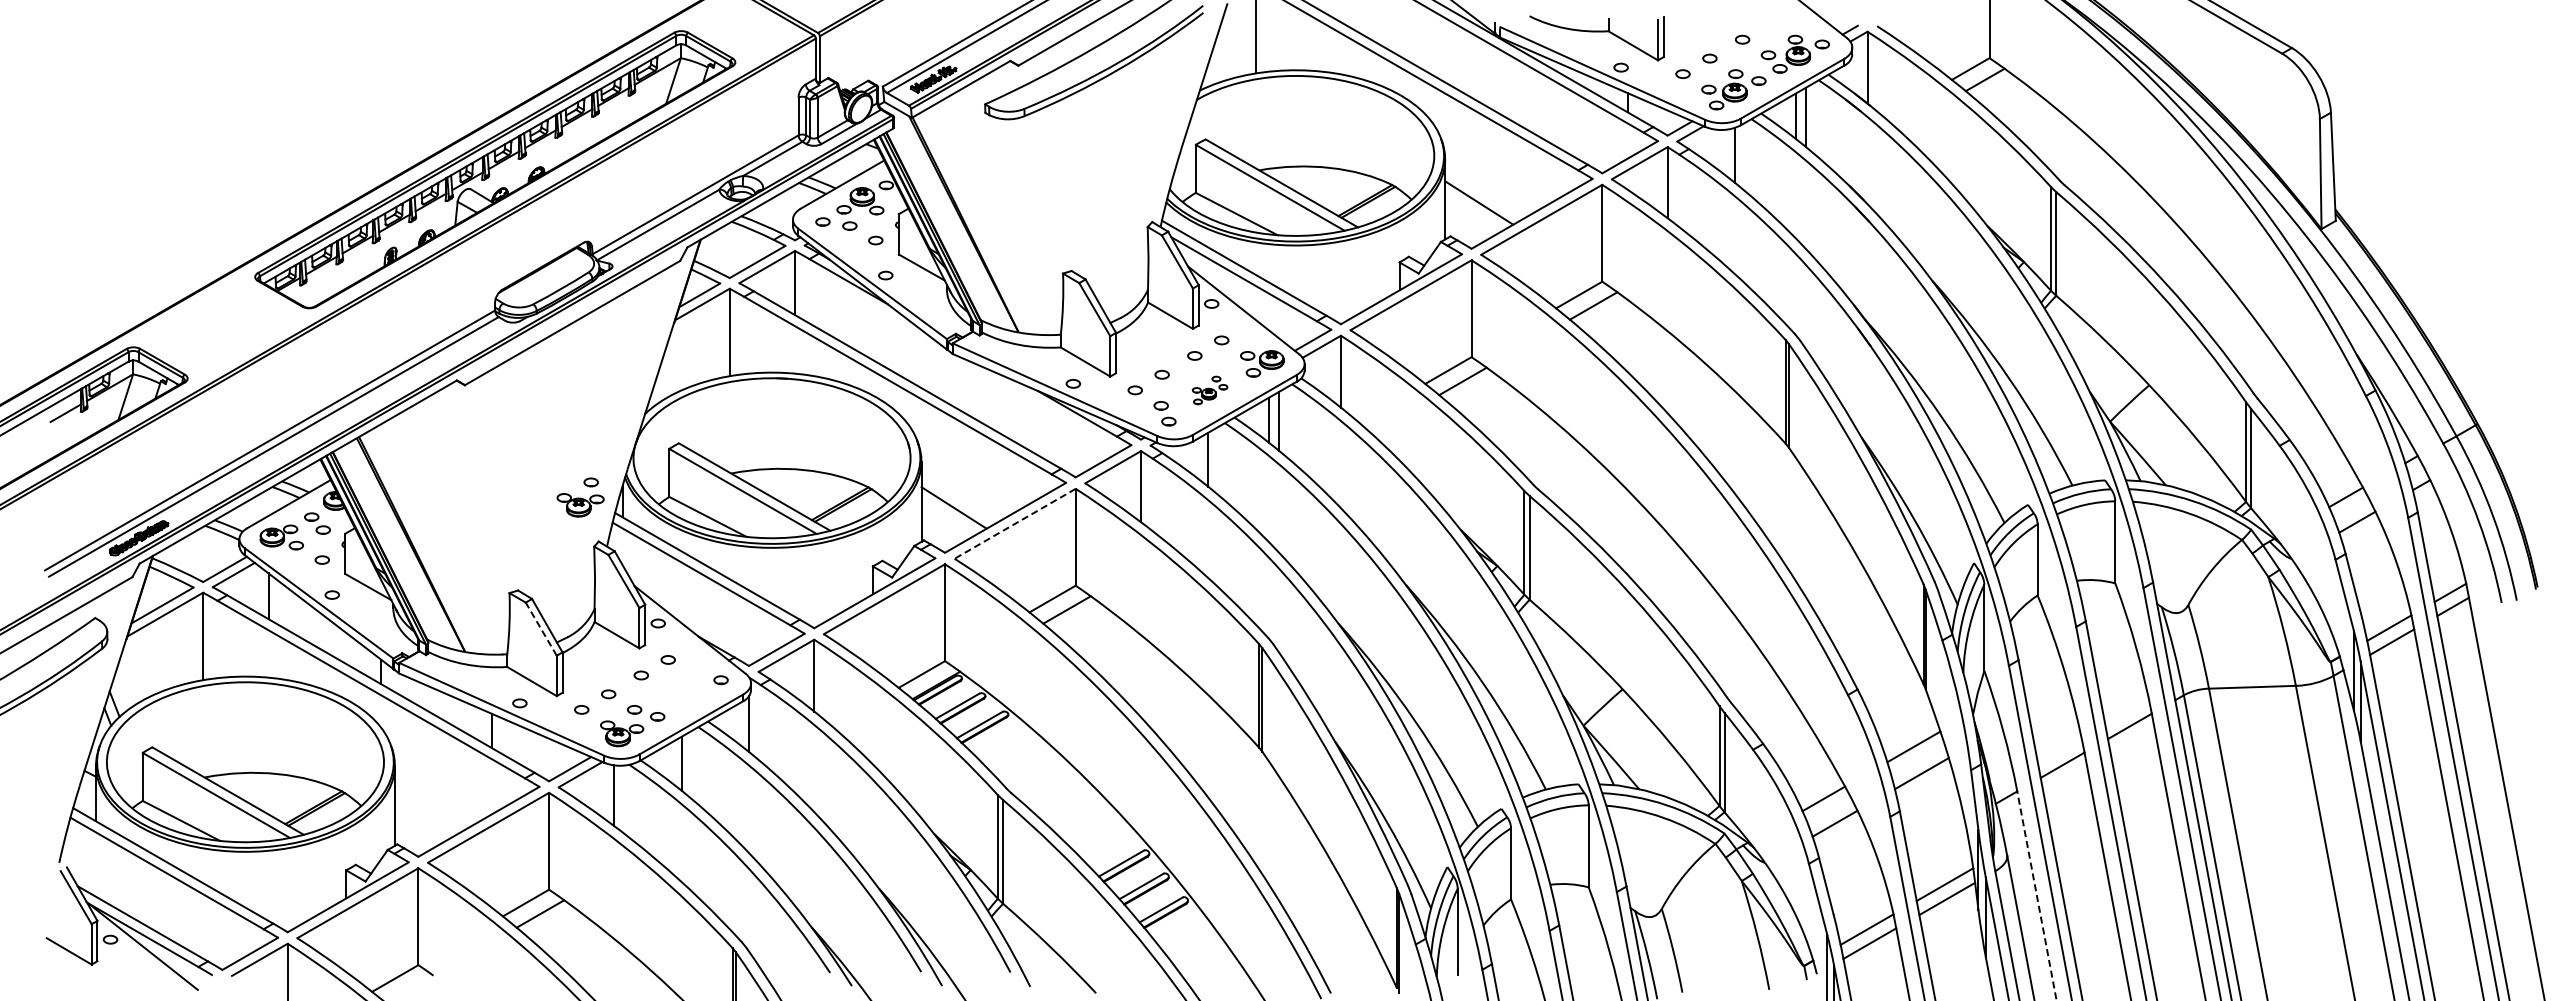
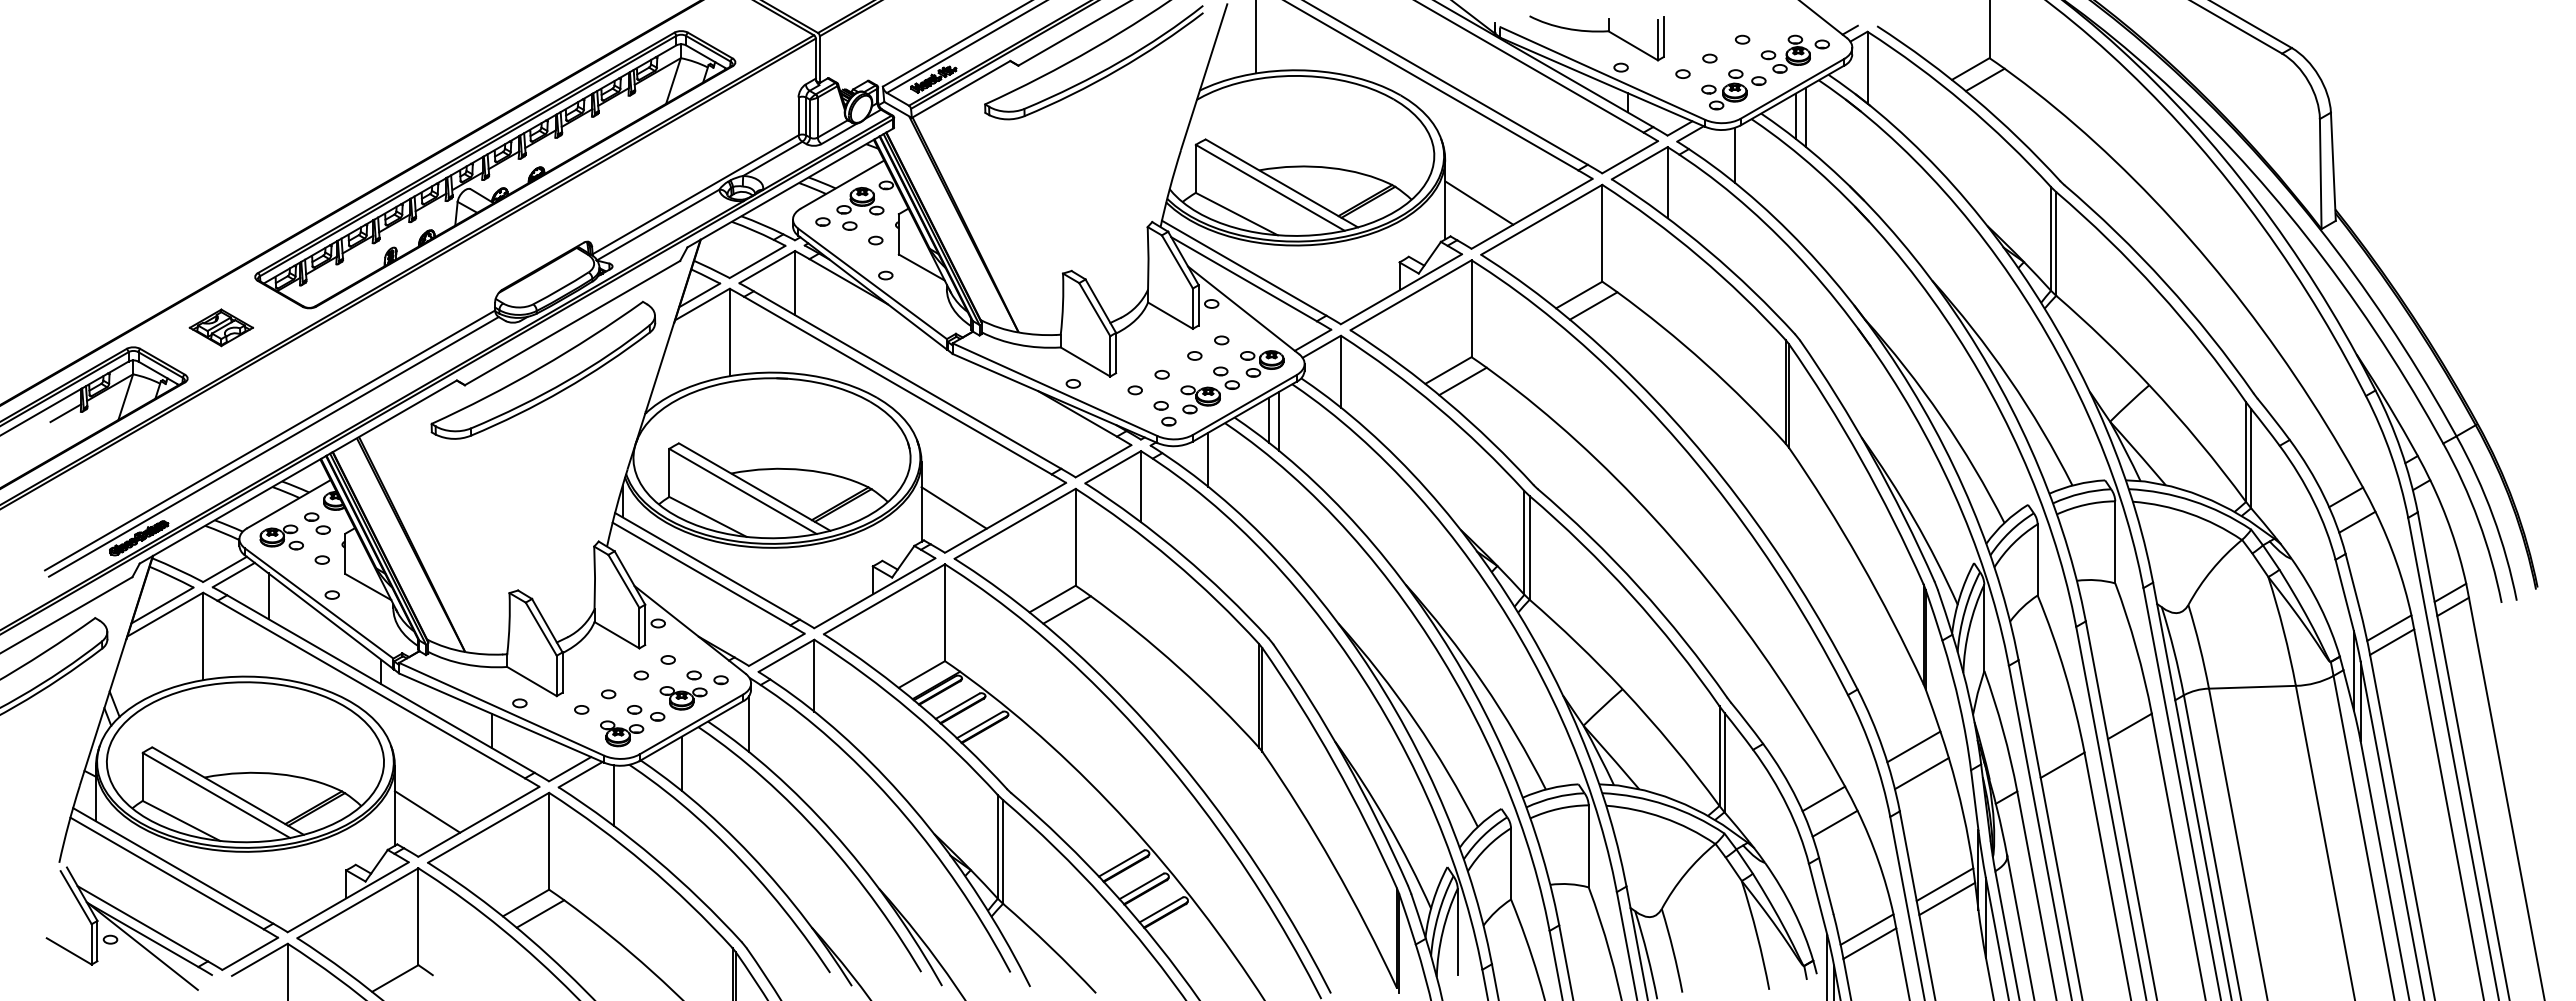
part: none -> present (220, 327)
part: none -> present (543, 369)
part size: 38x31 px -> 60x49 px (1209, 390)
part position: (580, 497) -> (683, 690) (683, 690)
line: dashed -> solid (1015, 523)
line: dashed -> solid (541, 629)
line: none -> present (427, 811)
line: dashed -> solid (2036, 895)
